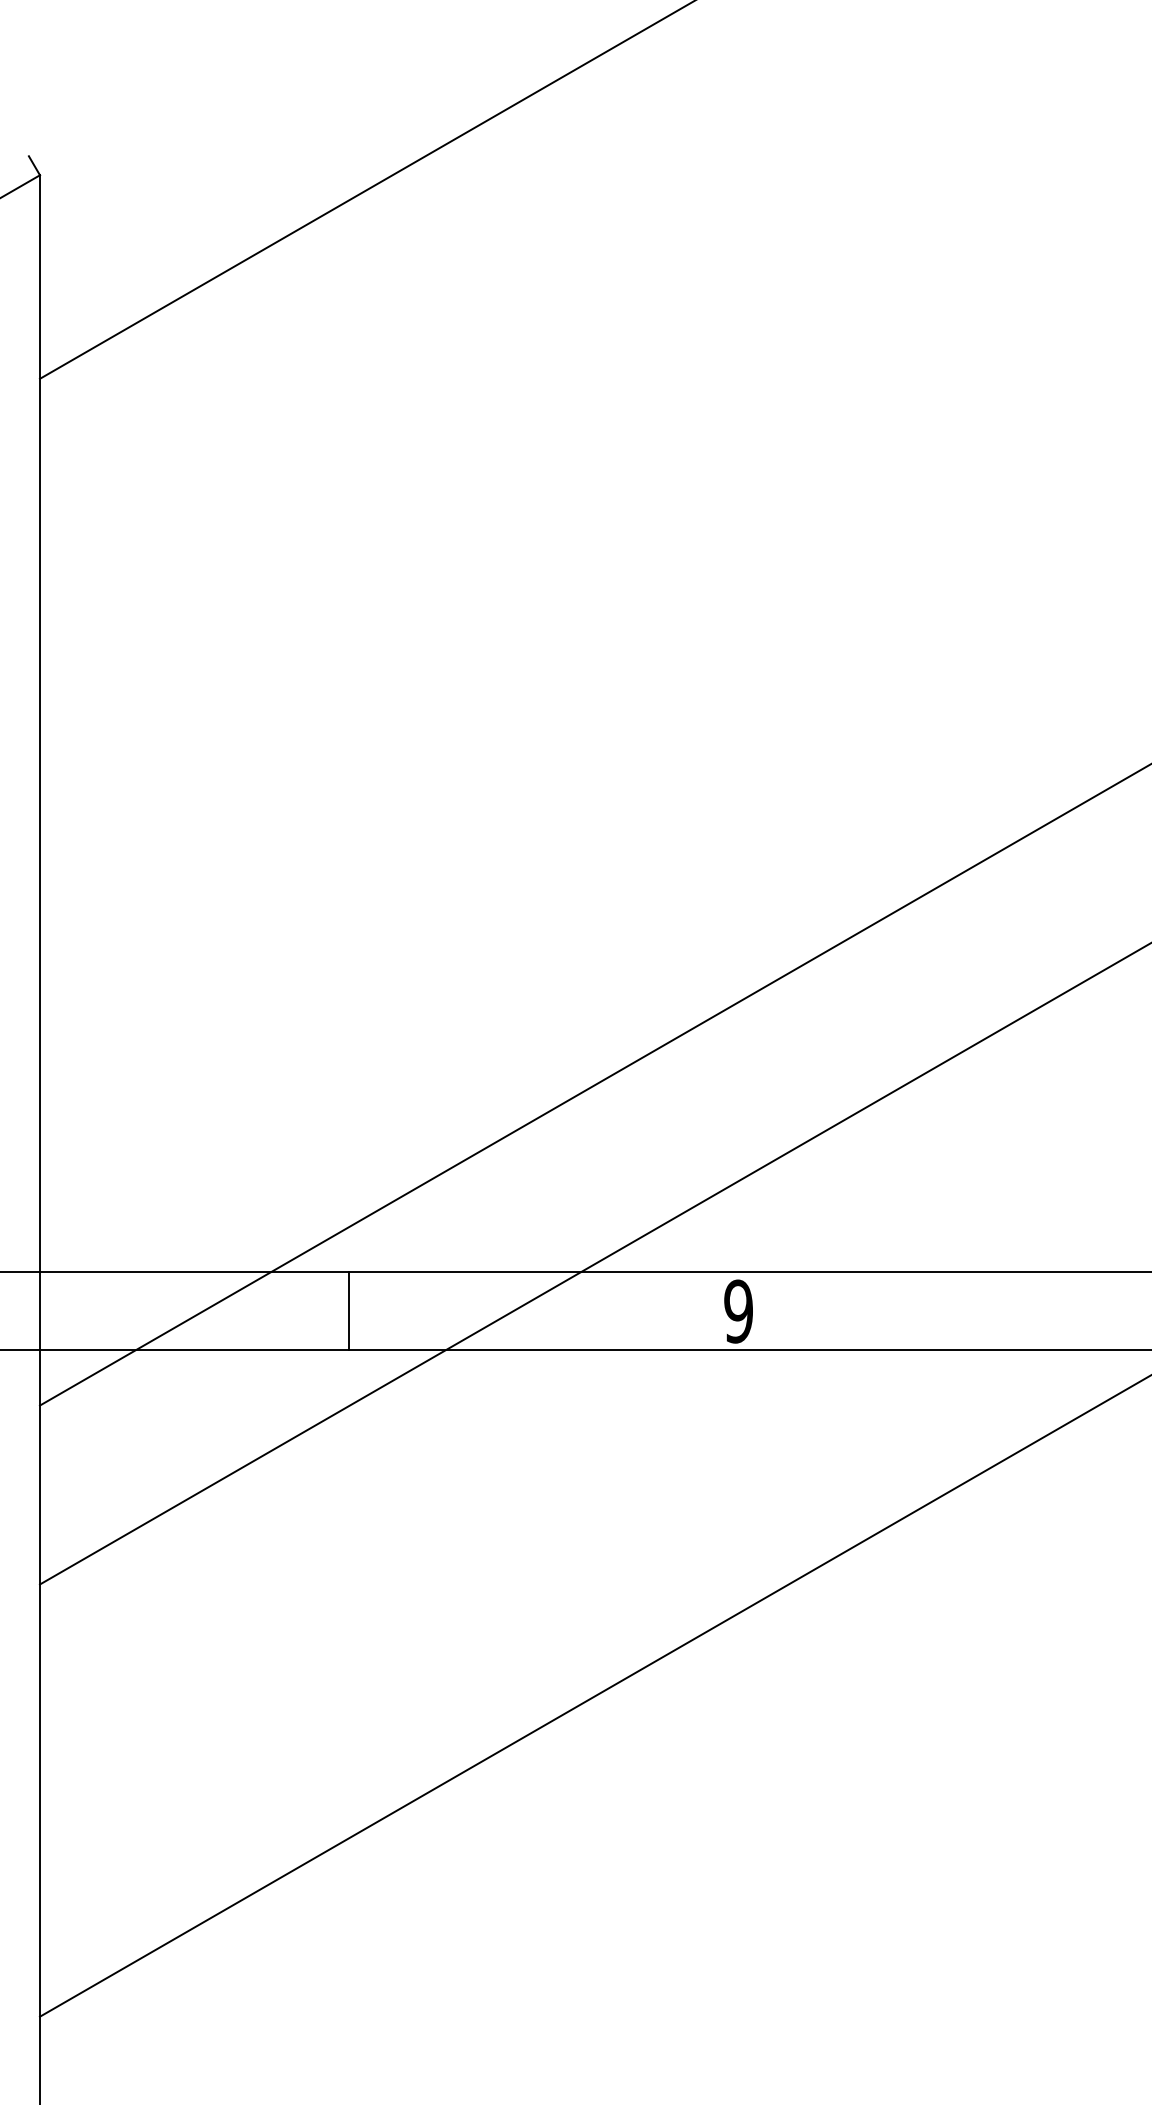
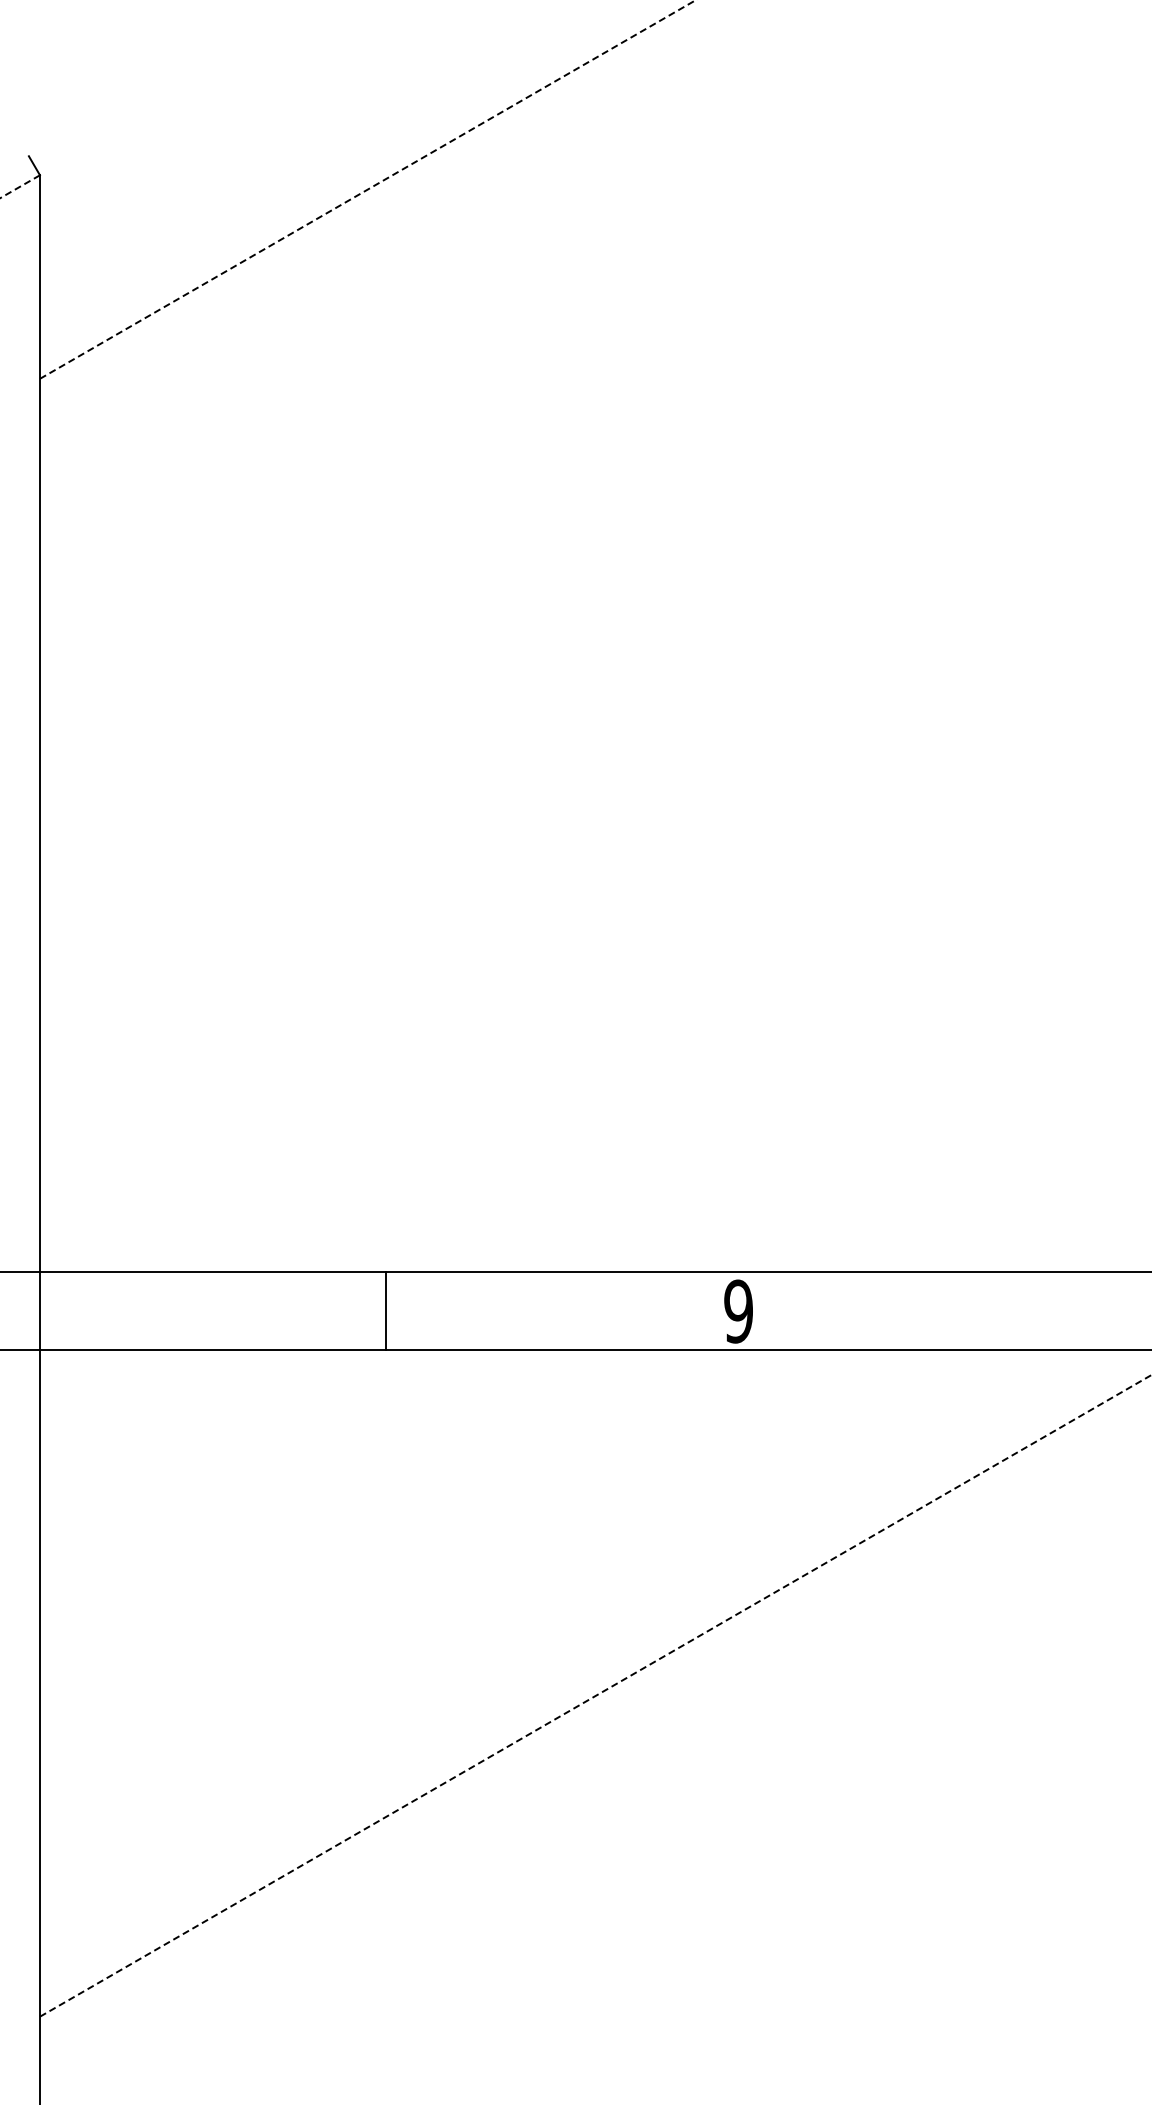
line: solid -> dashed (20, 186)
line: solid -> dashed (368, 189)
line: present -> none (593, 1085)
line: present -> none (593, 1264)
line position: (349, 1311) -> (386, 1311) (386, 1311)
line: solid -> dashed (595, 1695)
